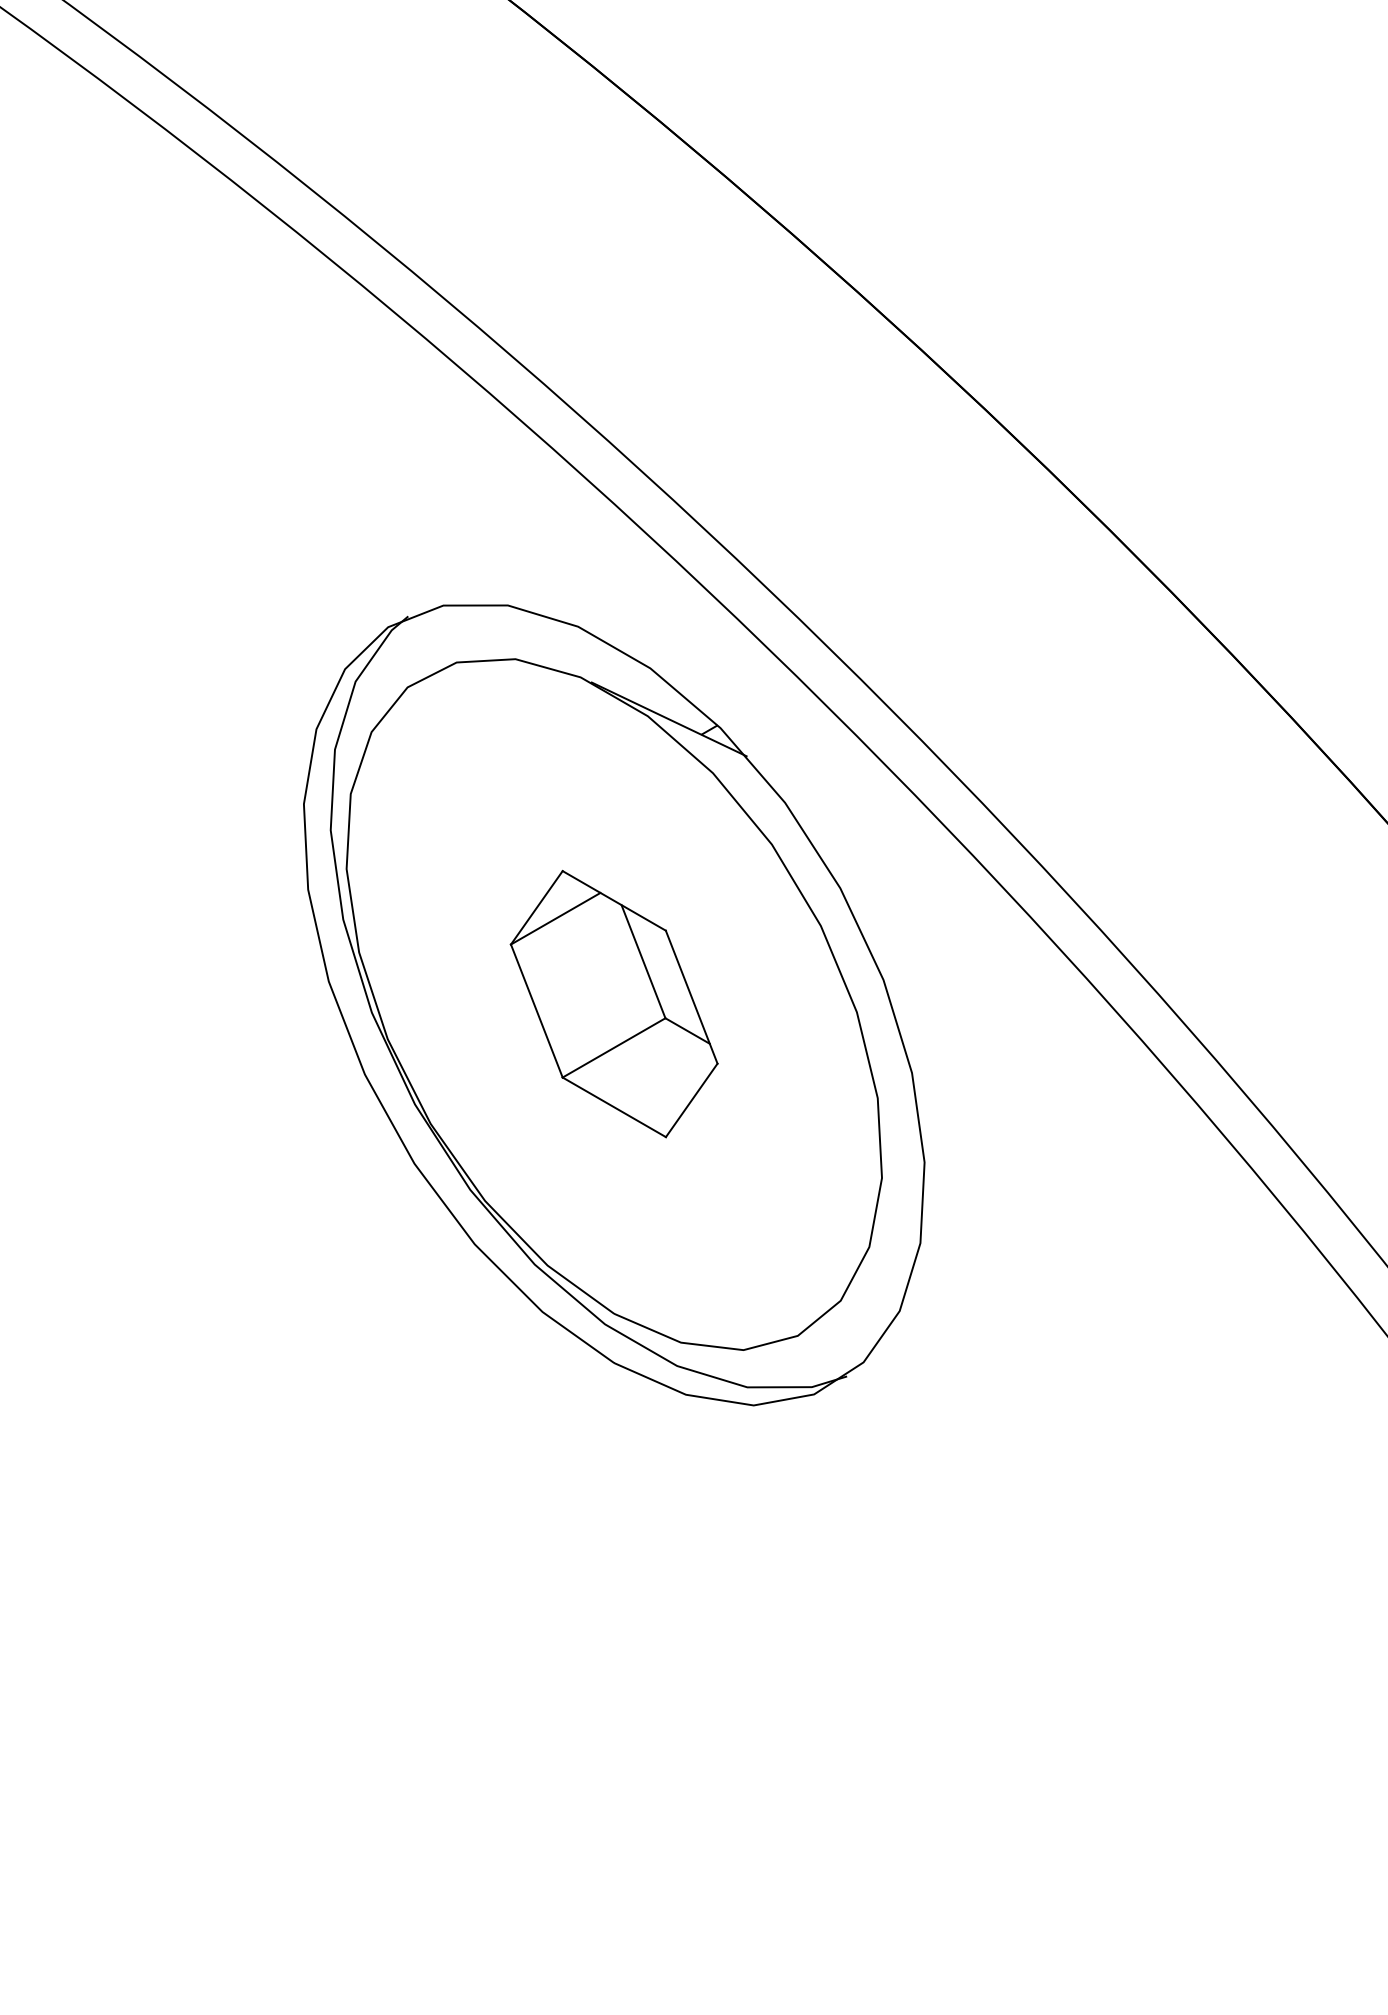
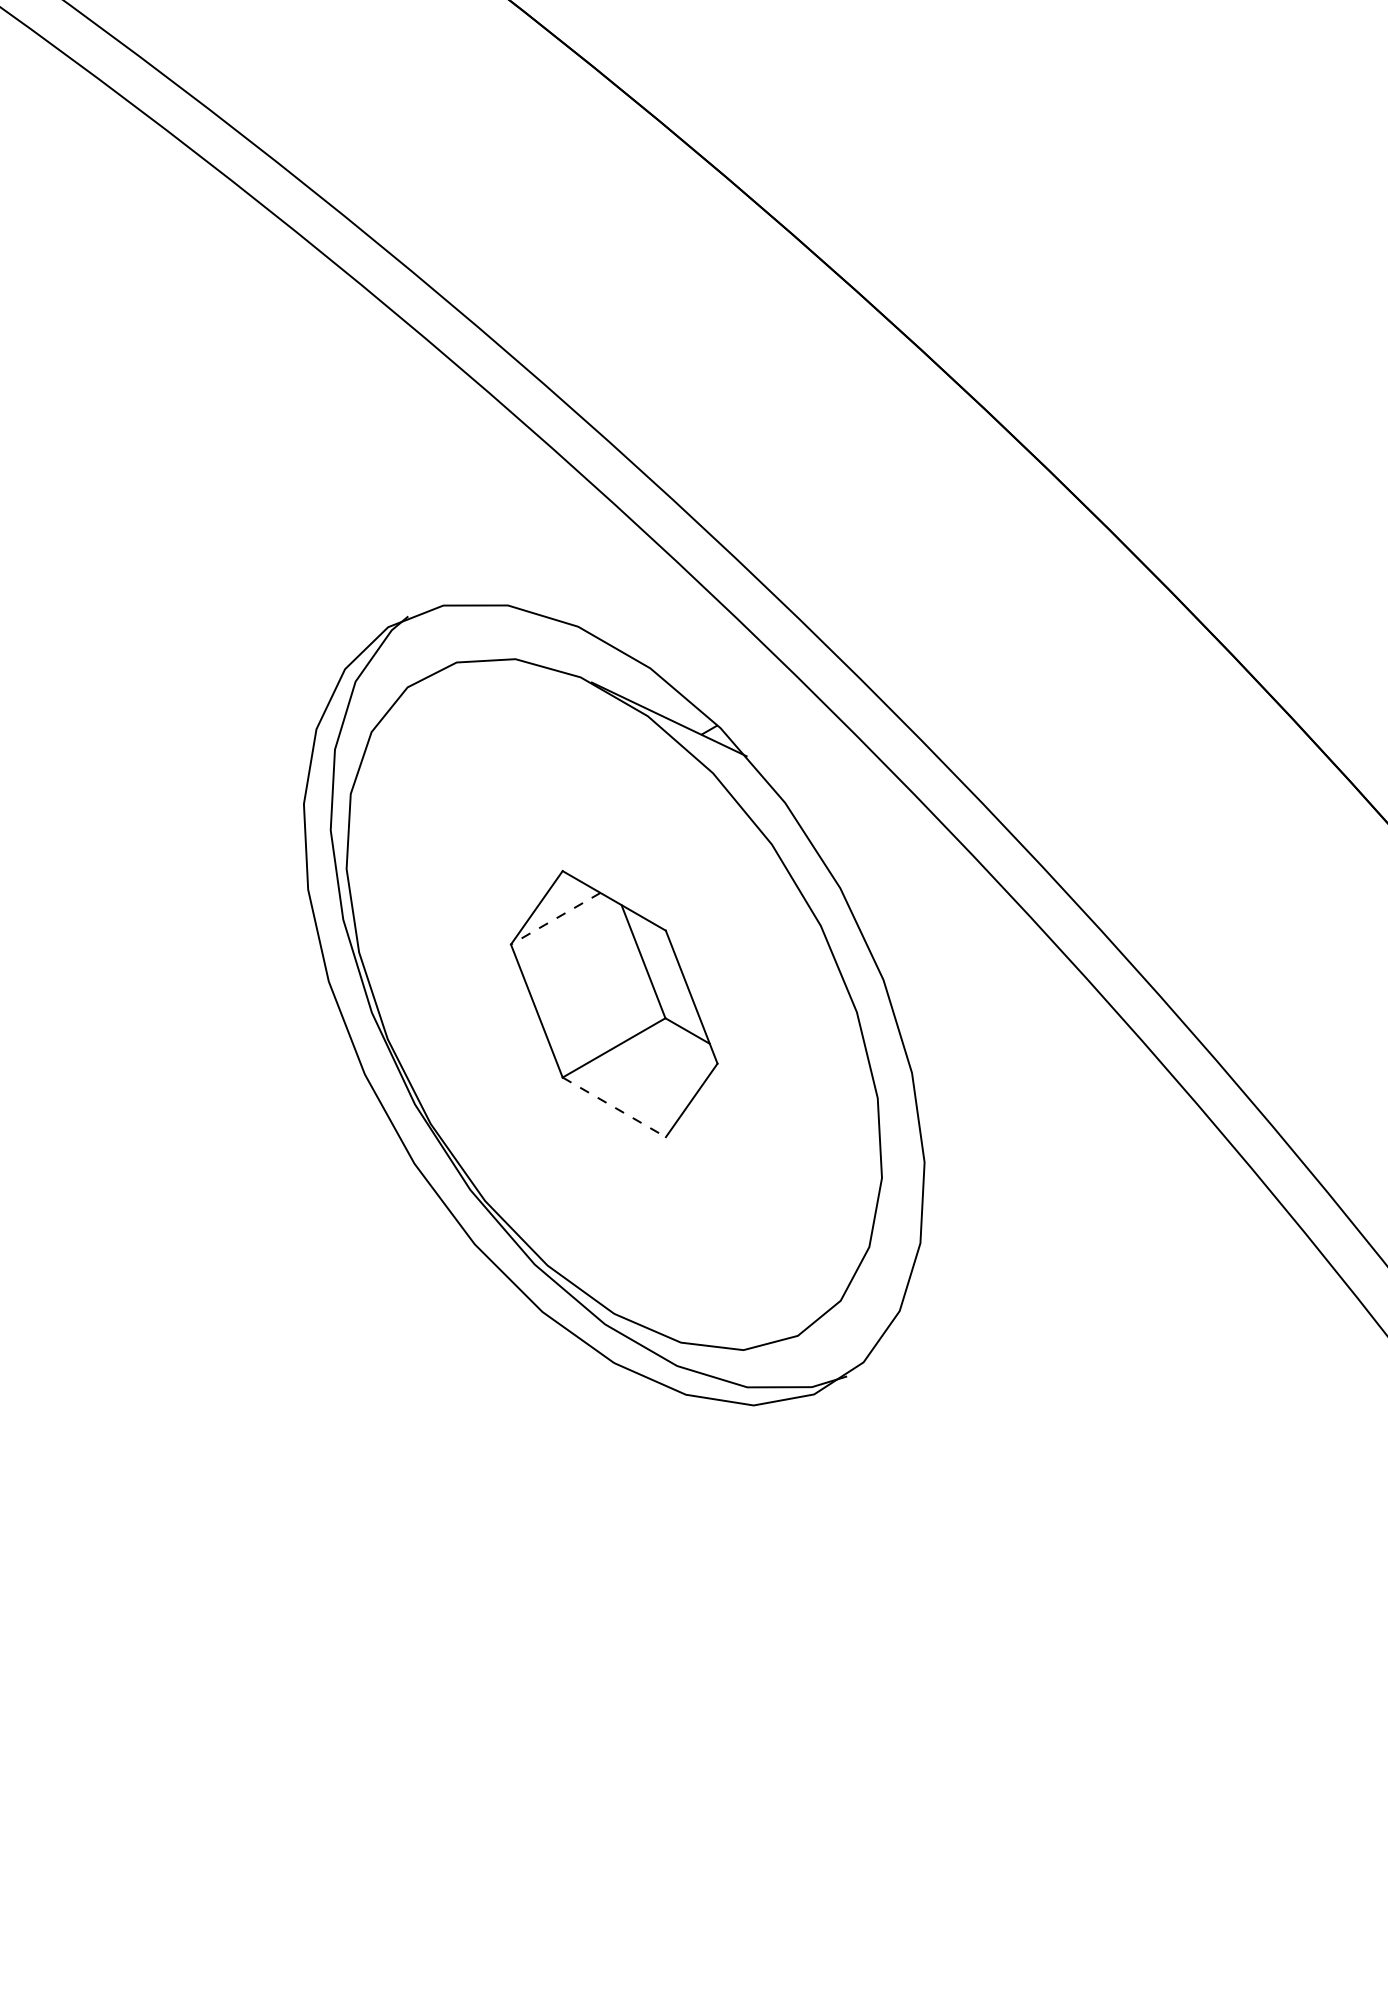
line: solid -> dashed (555, 918)
line: solid -> dashed (614, 1107)
